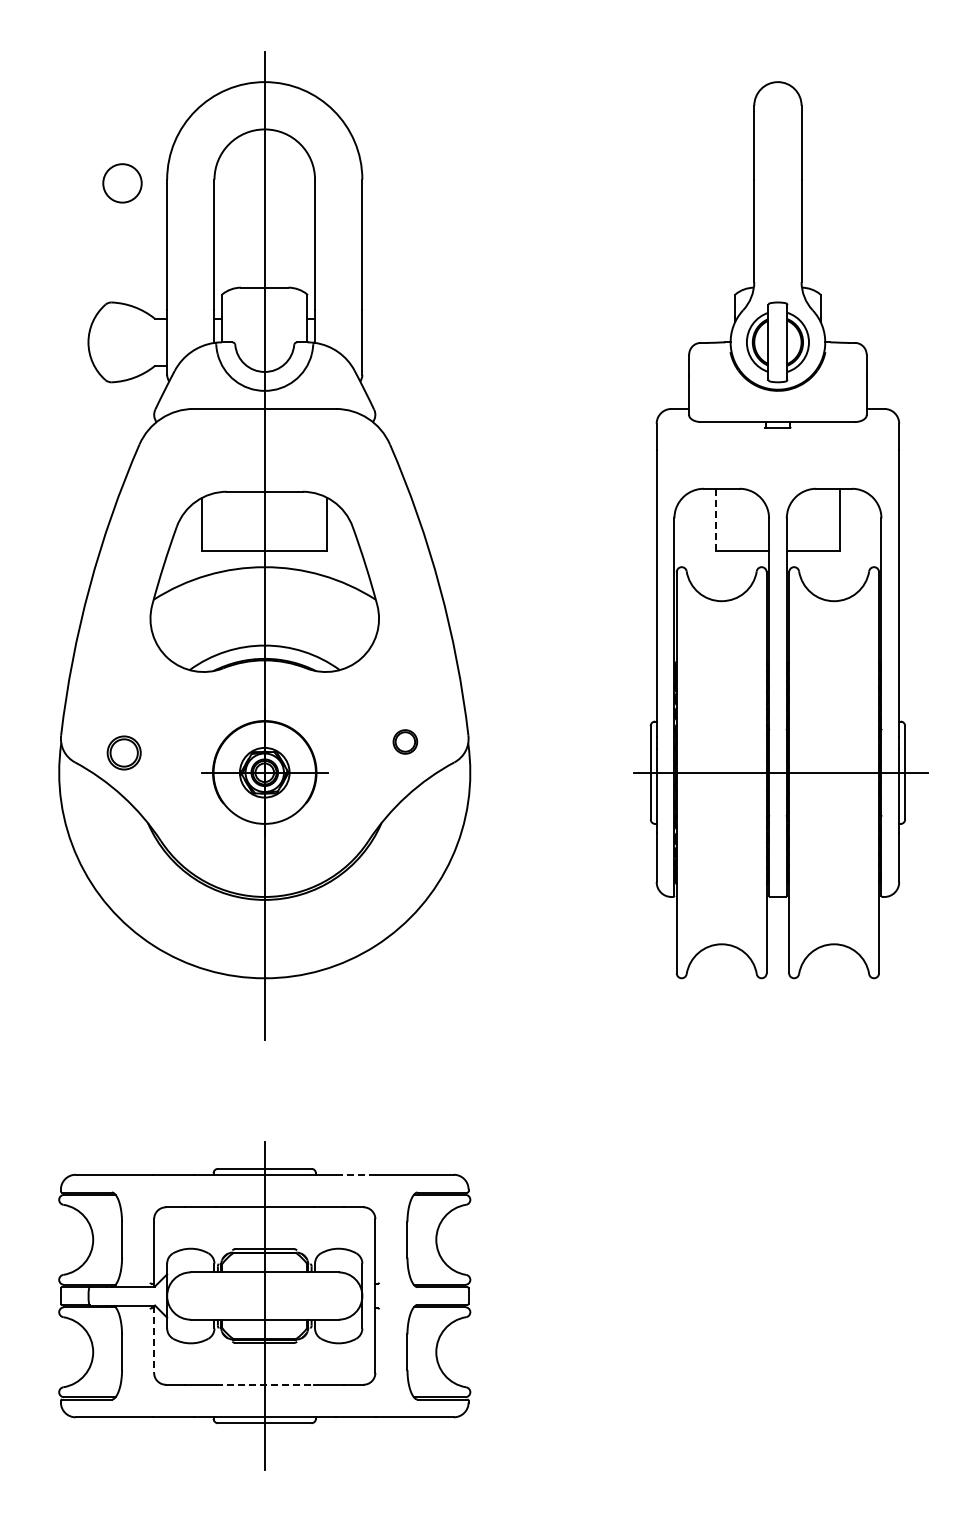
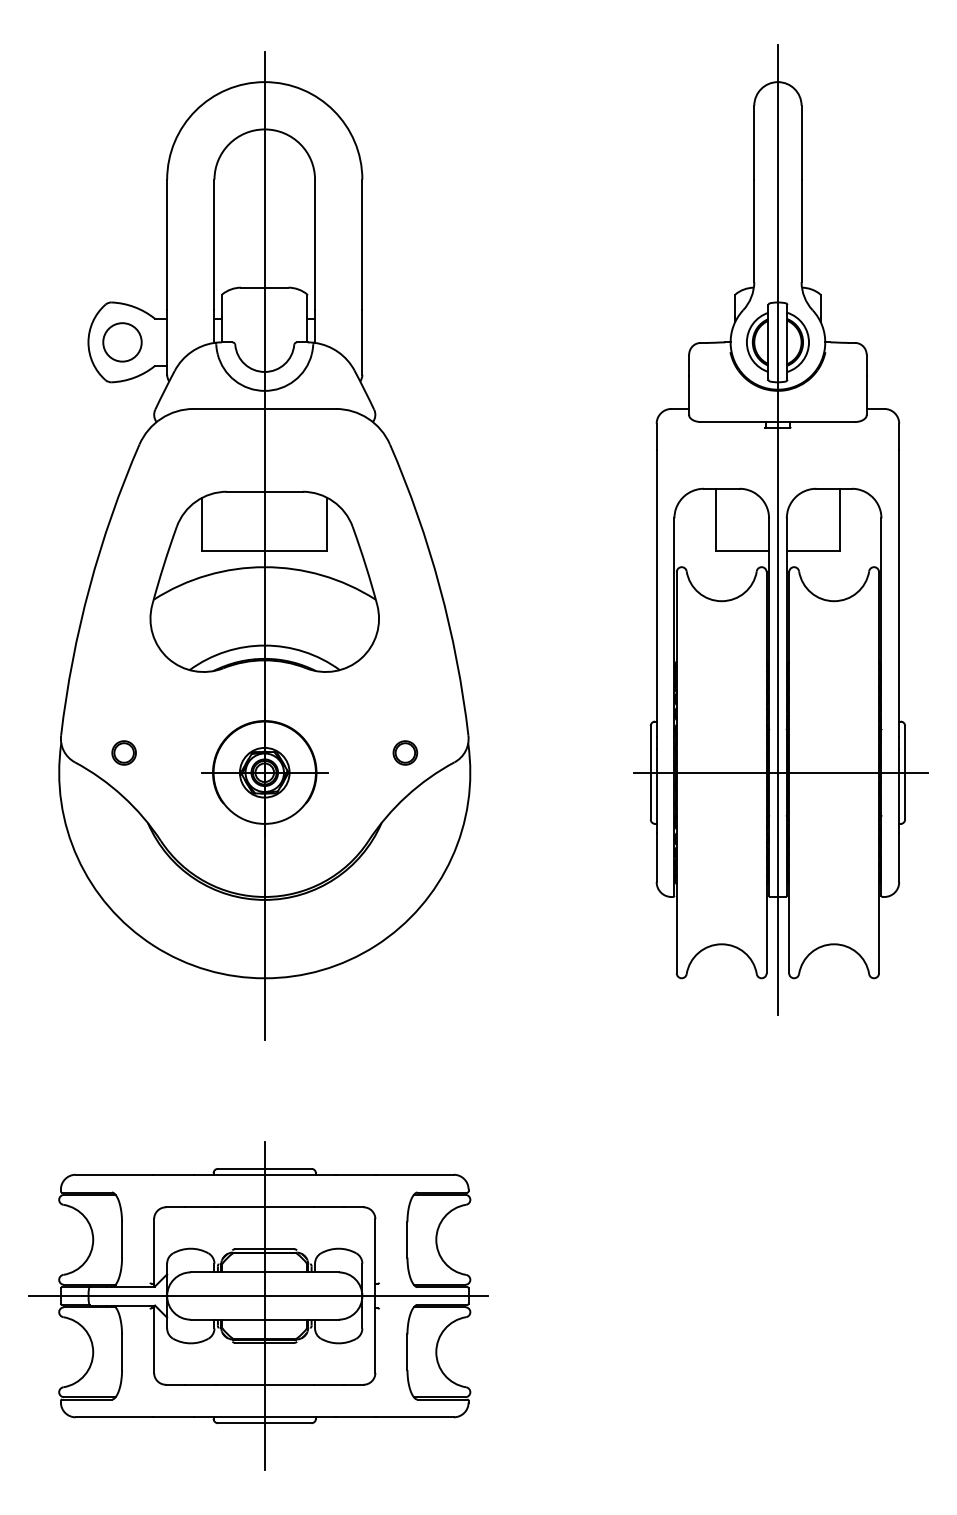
circle position: (122, 183) -> (122, 342) (122, 342)
line: dashed -> solid (715, 519)
line: none -> present (777, 529)
part position: (405, 741) -> (405, 752) (405, 752)
part size: 36x36 px -> 26x26 px (123, 752)
line: dashed -> solid (356, 1174)
line: none -> present (258, 1296)
line: dashed -> solid (154, 1339)
line: dashed -> solid (264, 1384)
